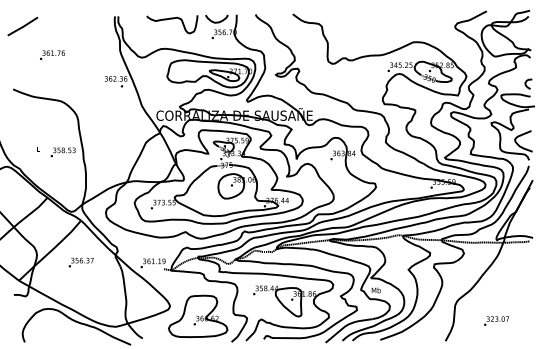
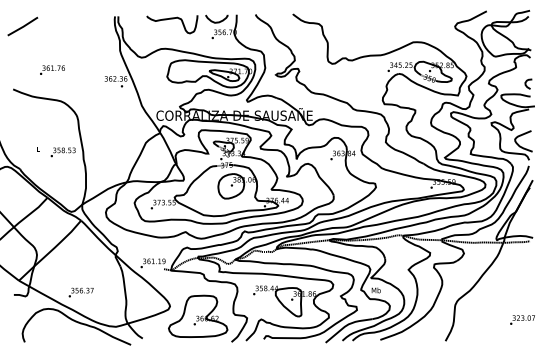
text position: (52, 54) -> (52, 69) (52, 69)
text position: (80, 262) -> (80, 292) (80, 292)
text position: (496, 320) -> (522, 319) (522, 319)
